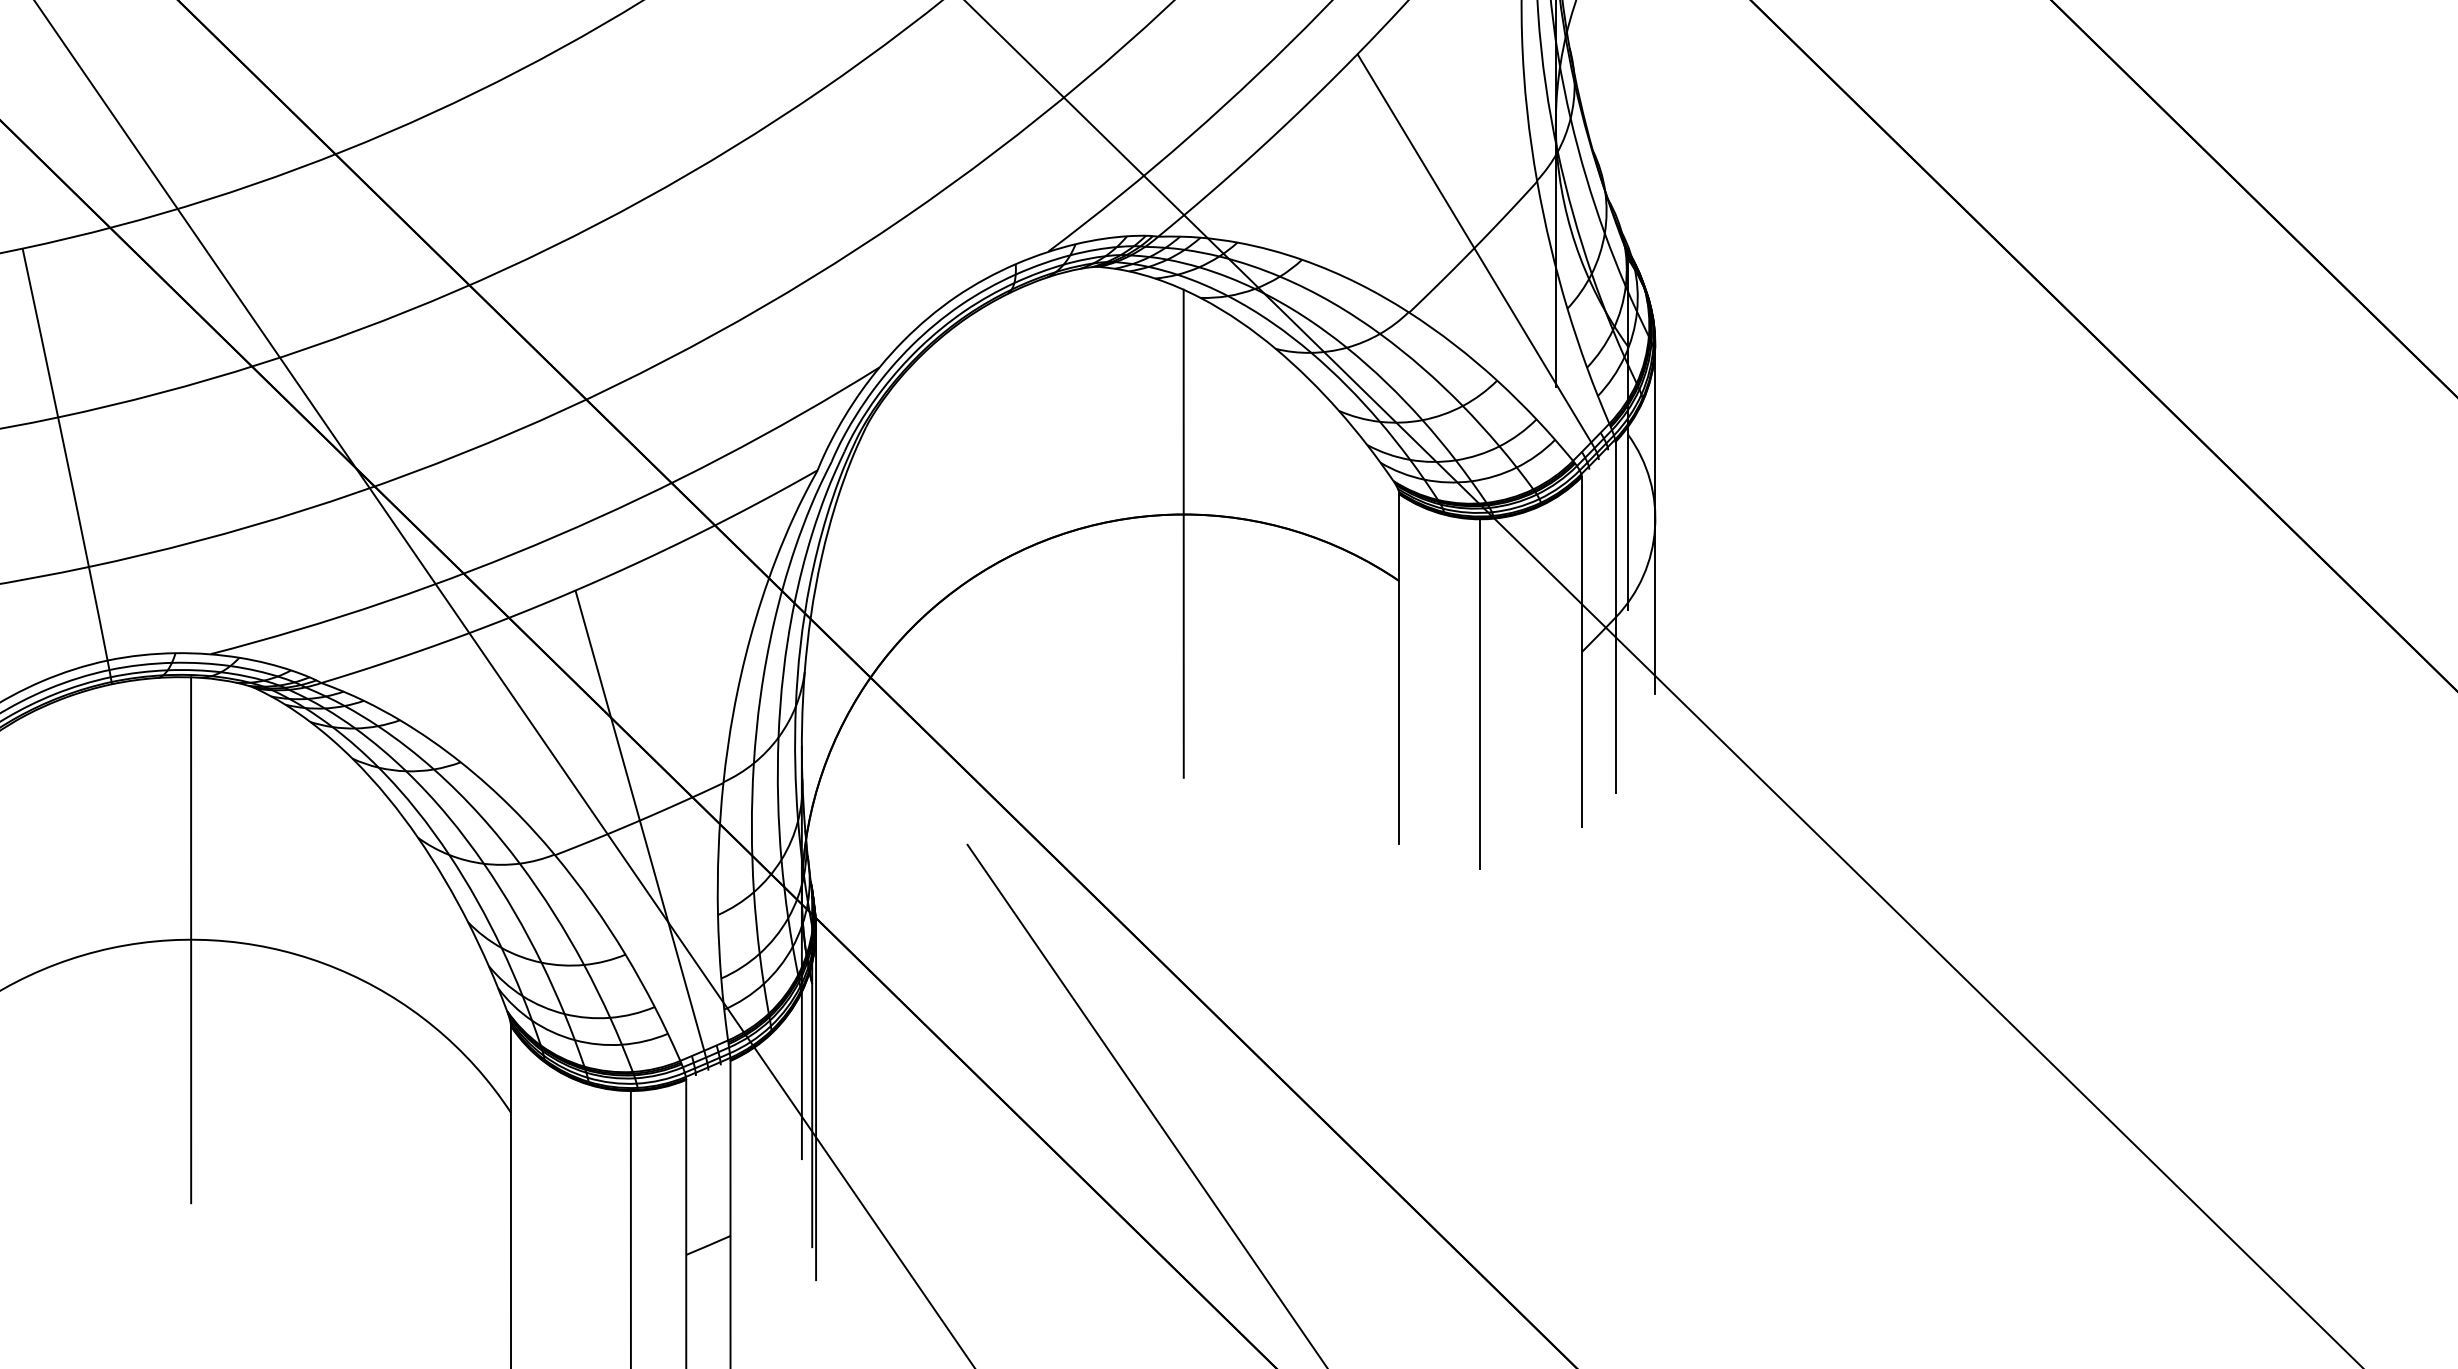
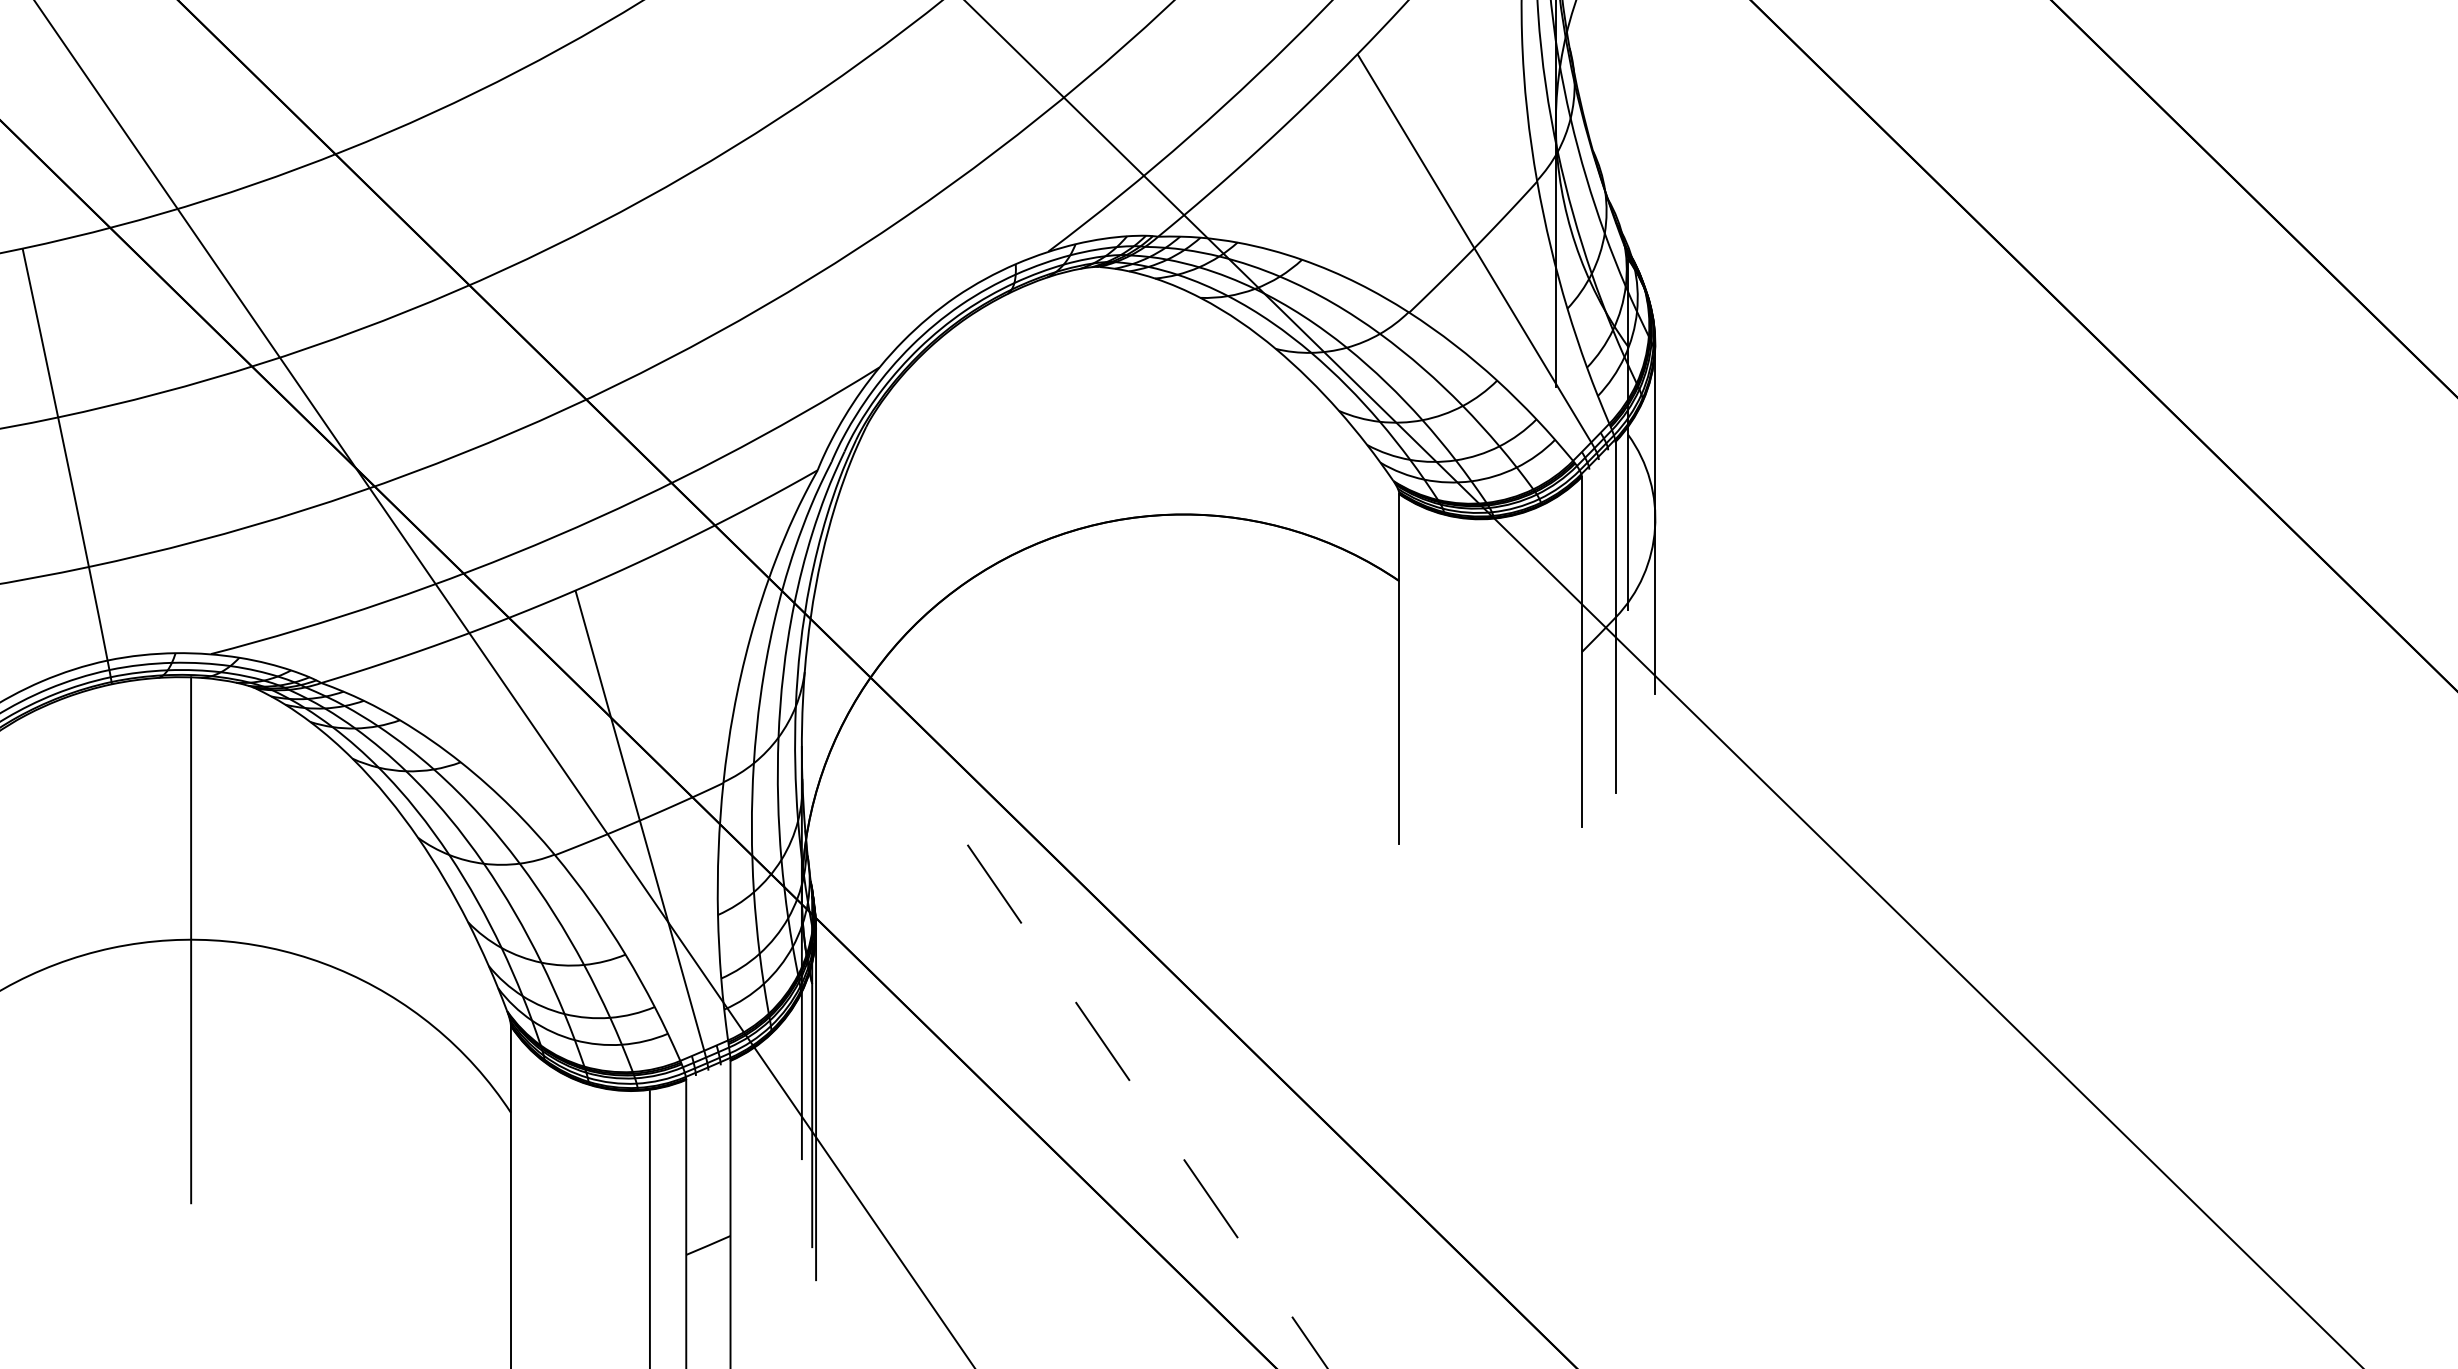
line: present -> none (1183, 533)
line: present -> none (1480, 694)
line: solid -> dashed (1147, 1106)
line position: (630, 1228) -> (649, 1228) (649, 1228)
